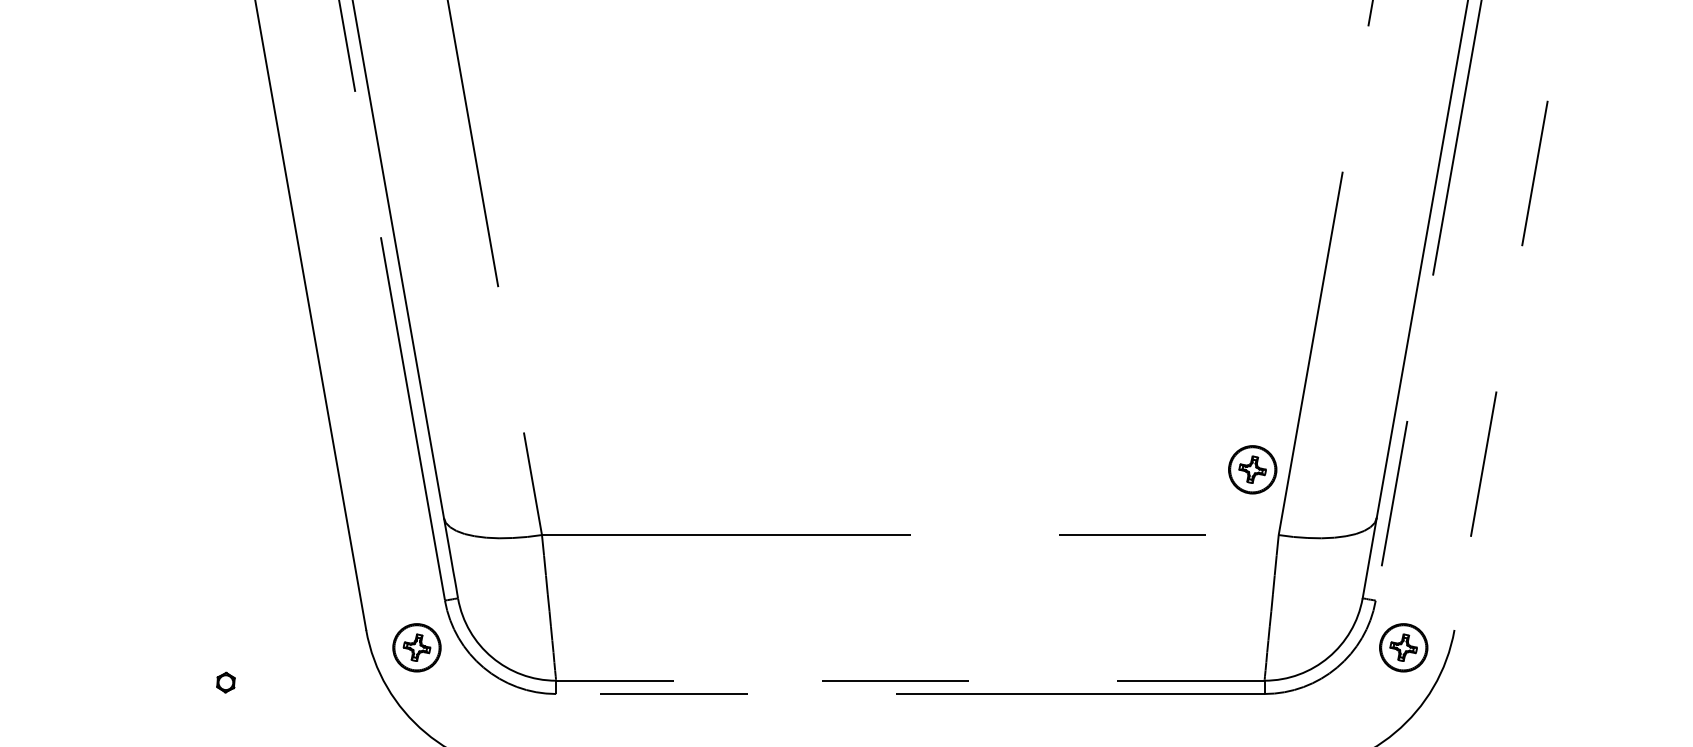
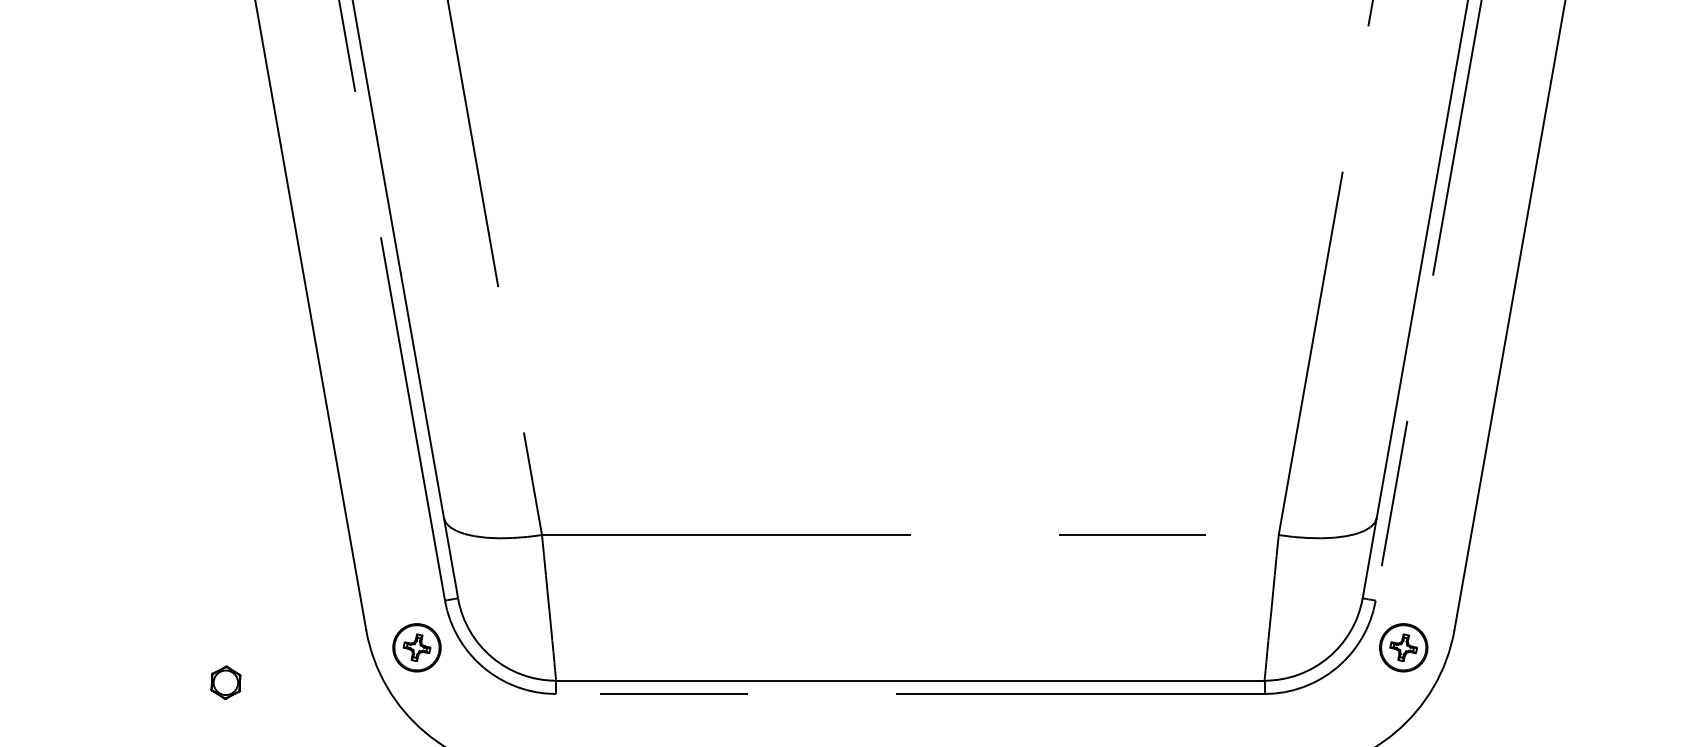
line: dashed -> solid (1509, 315)
part: present -> none (1252, 469)
line: dashed -> solid (909, 680)
part size: 20x23 px -> 32x35 px (225, 682)
